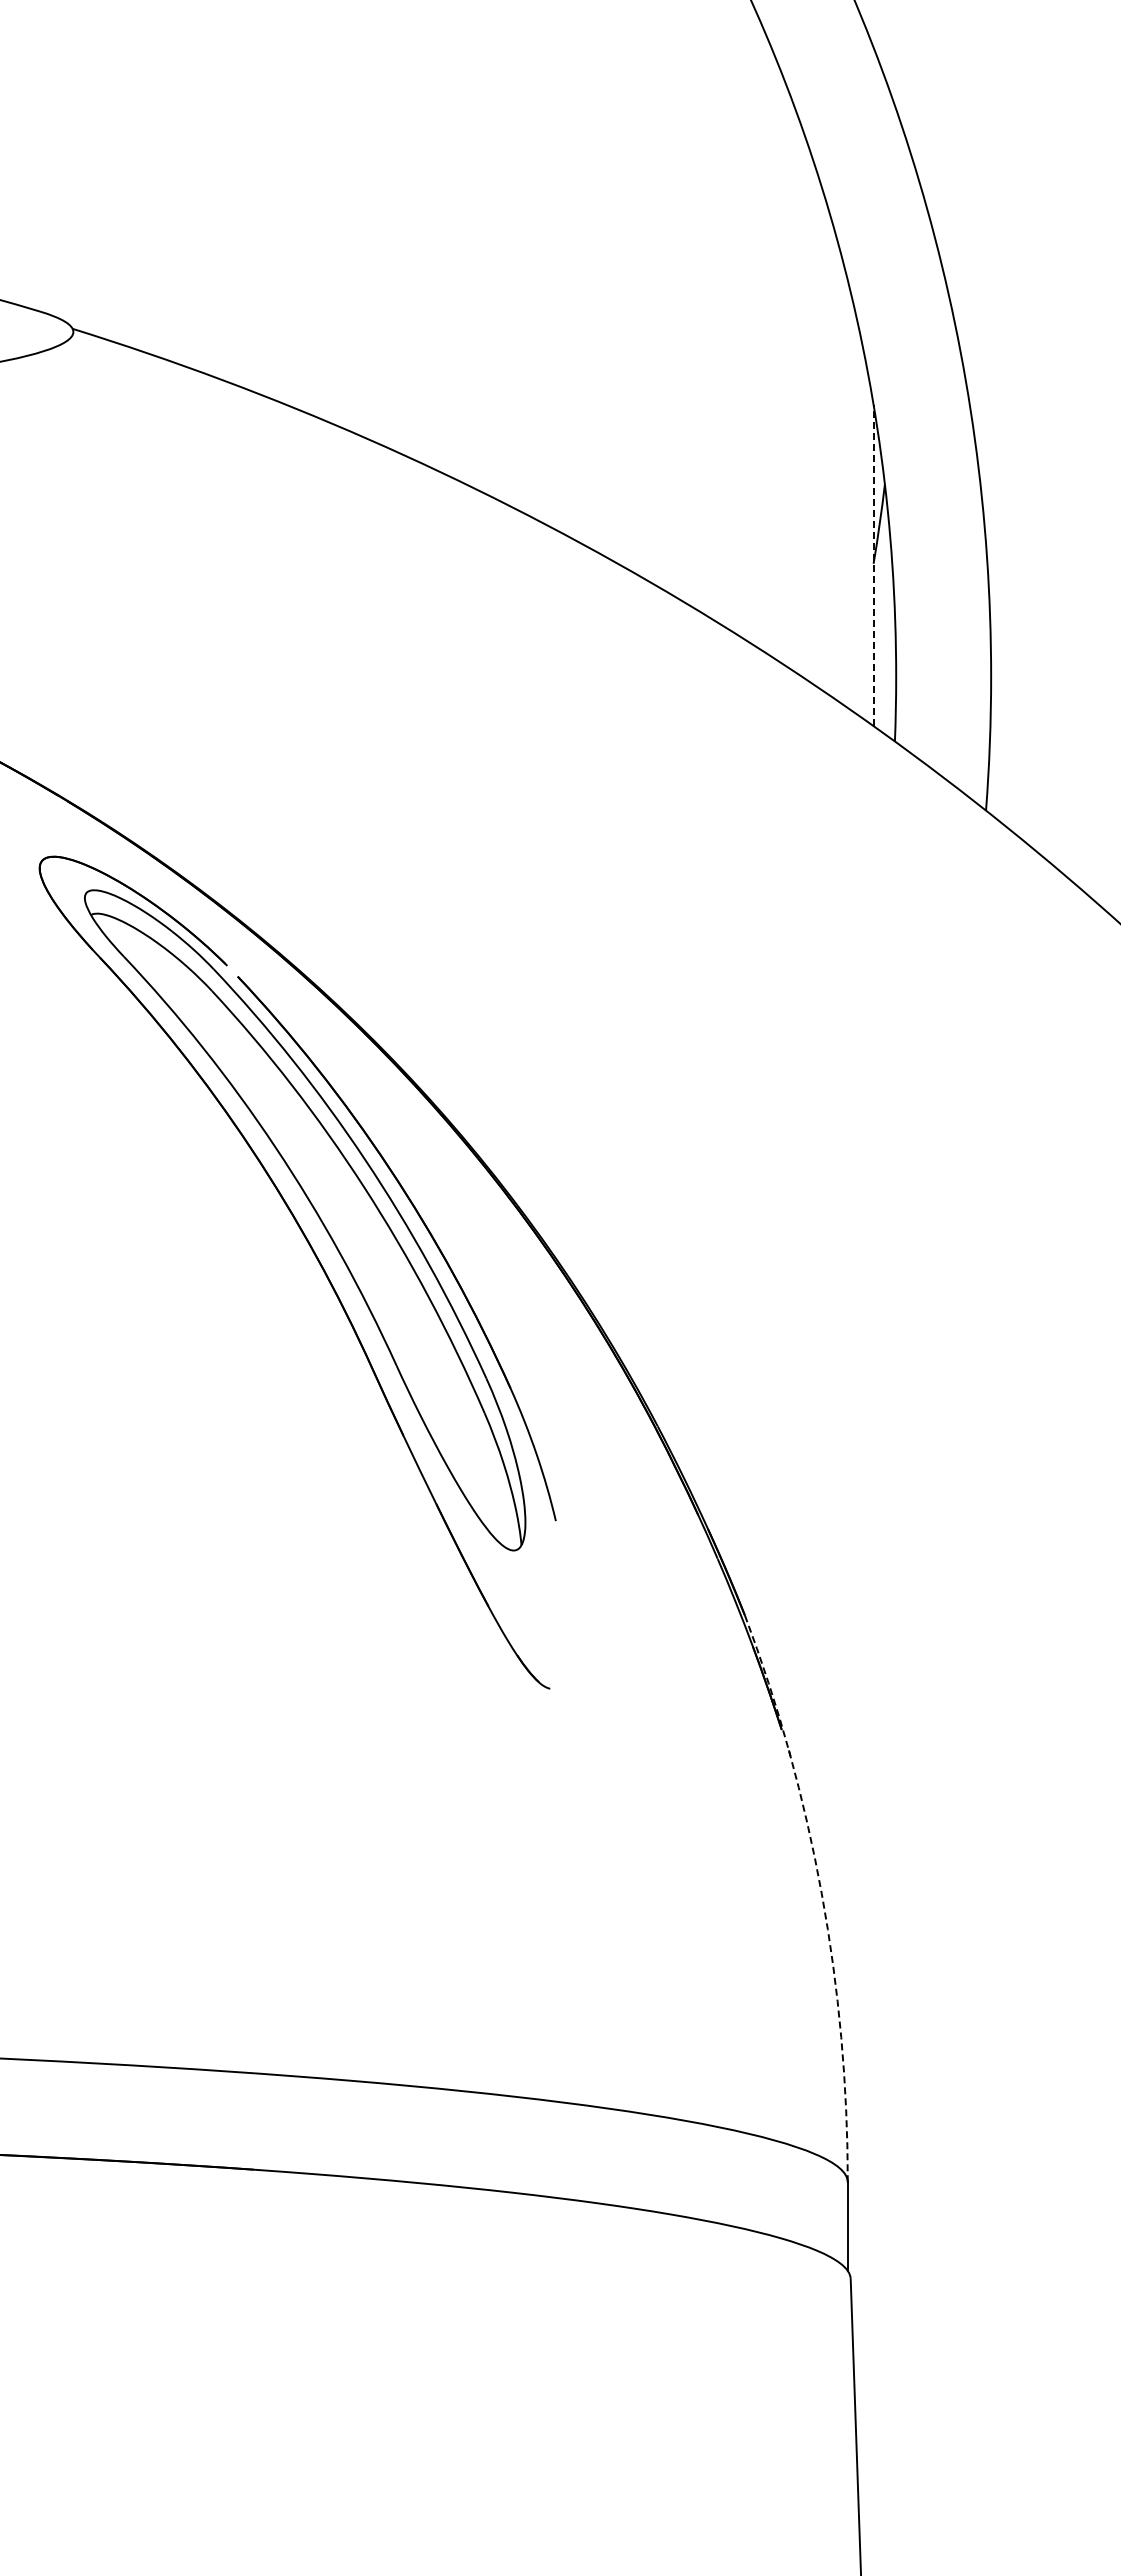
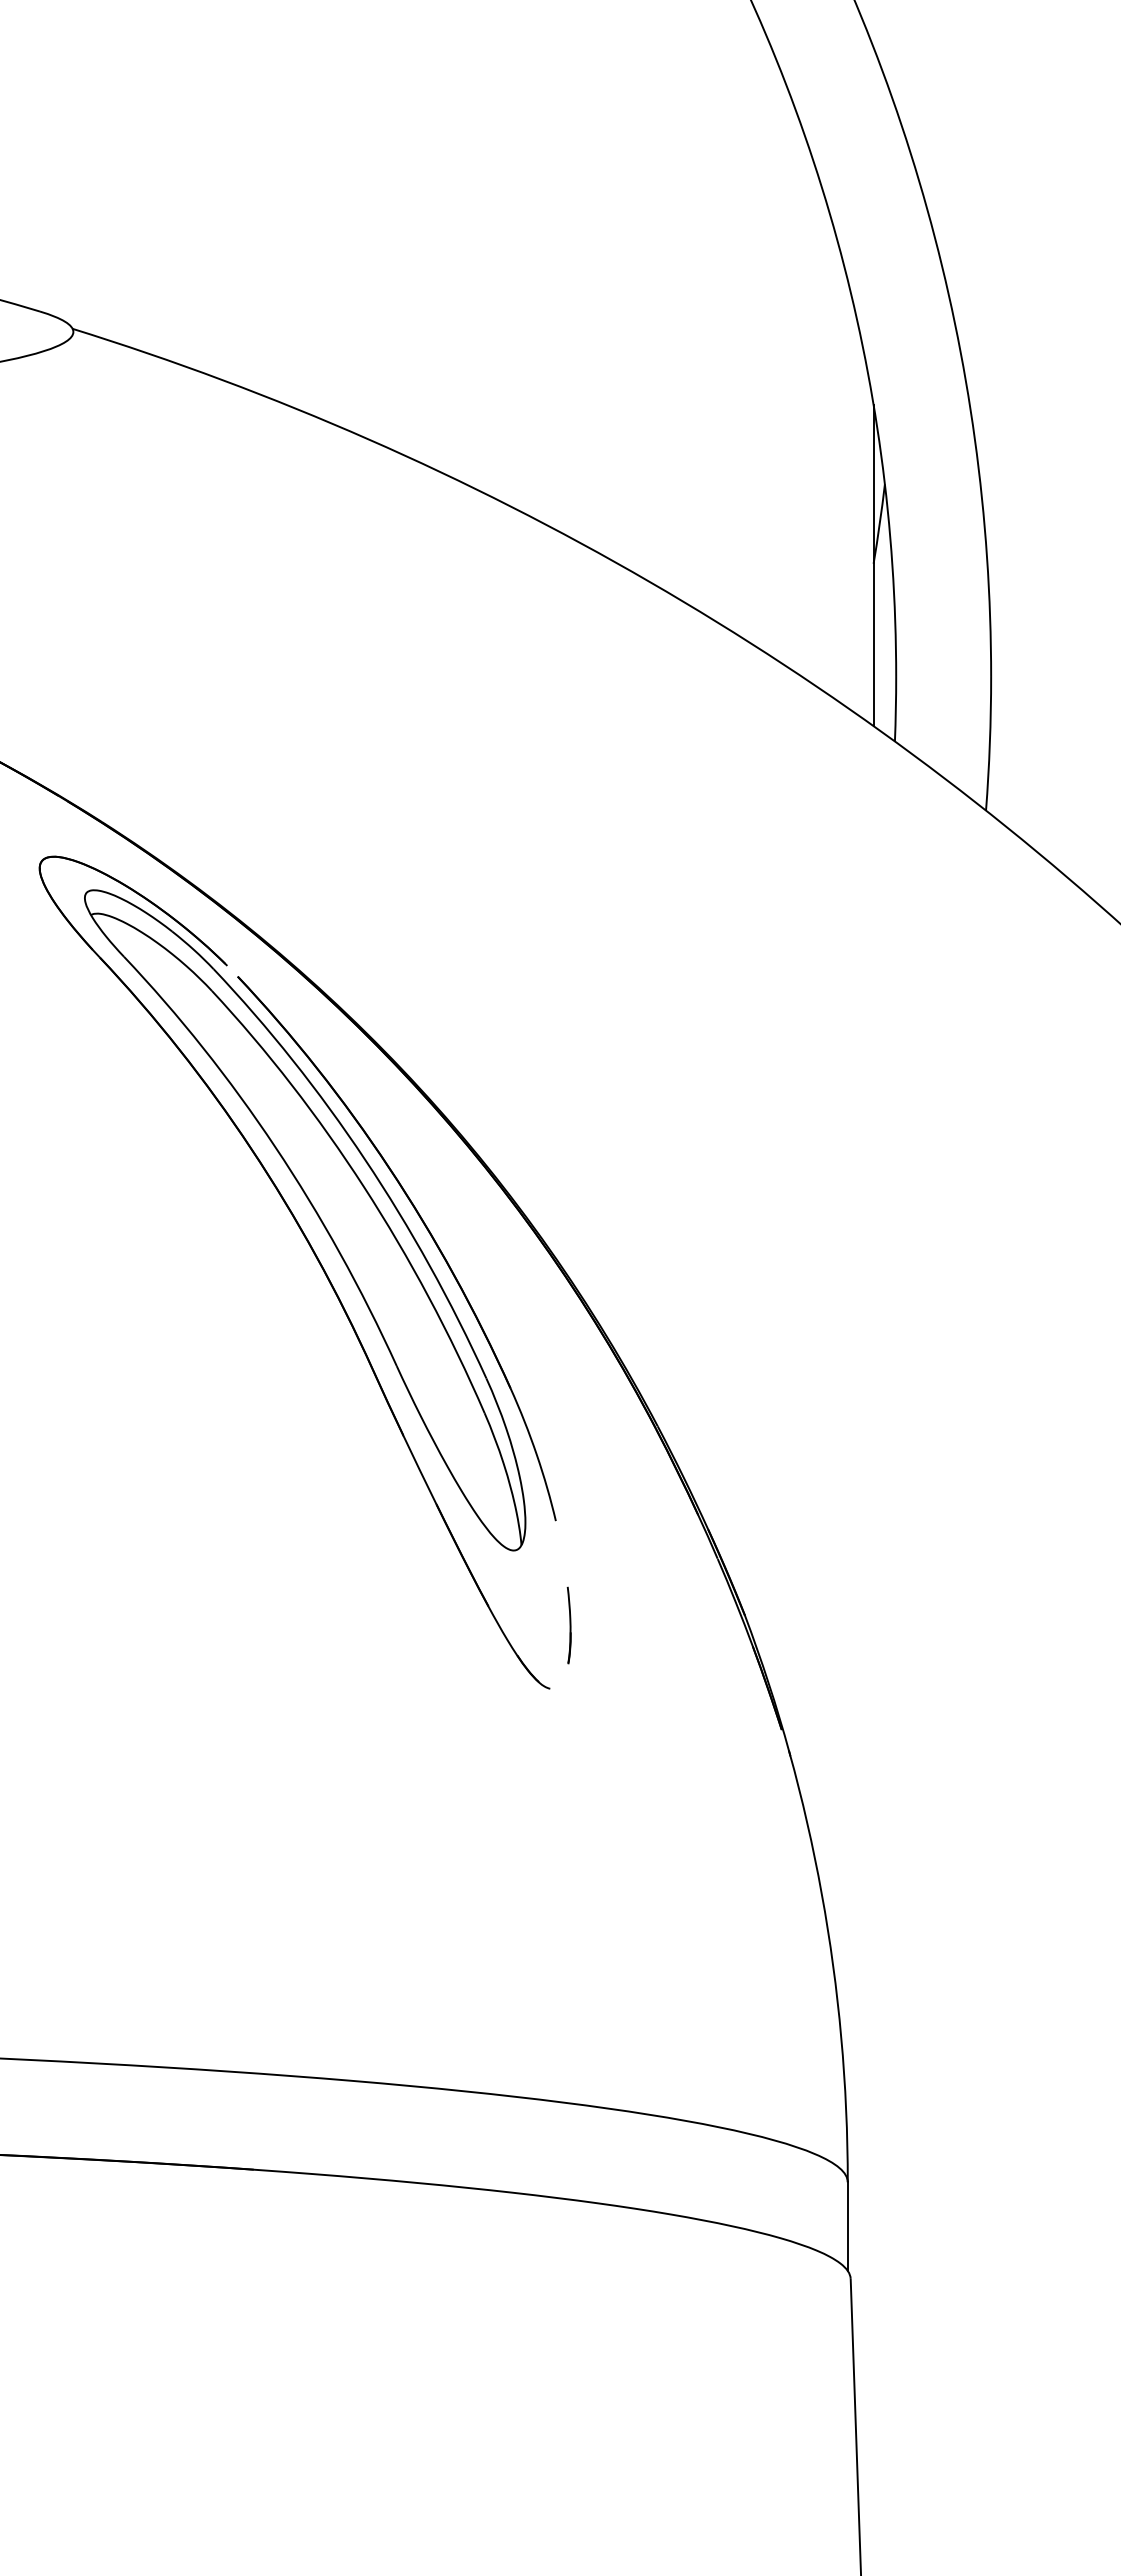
line: dashed -> solid (873, 565)
part: none -> present (568, 1625)
arc: dashed -> solid (821, 1893)
